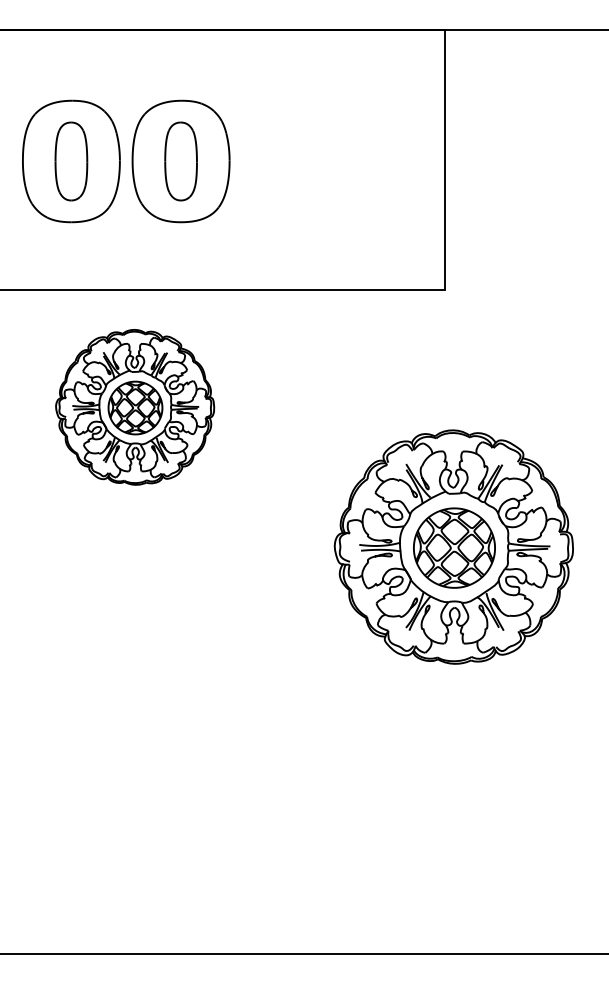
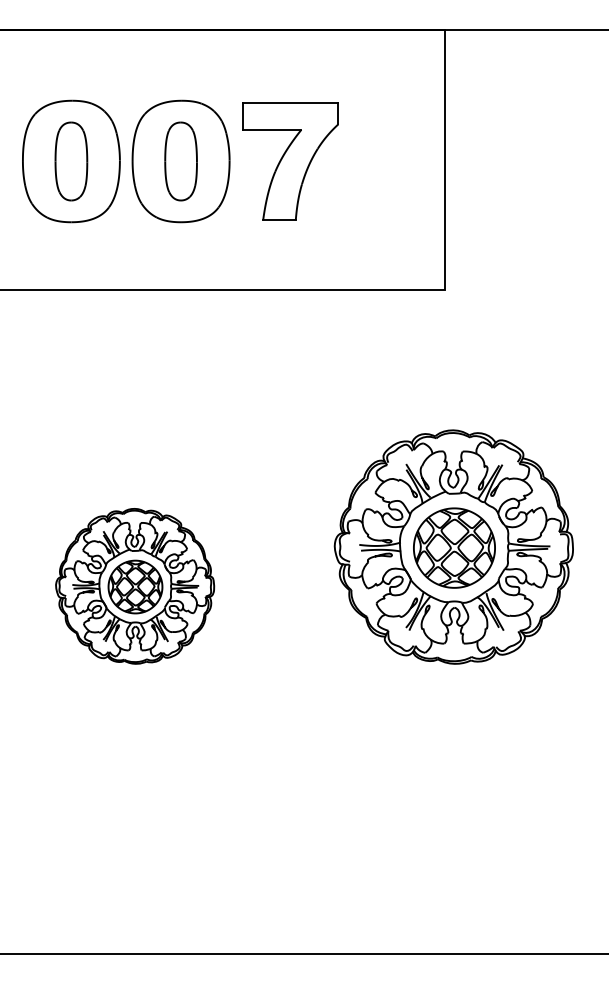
part: none -> present (290, 161)
part position: (135, 407) -> (135, 586) (135, 586)
